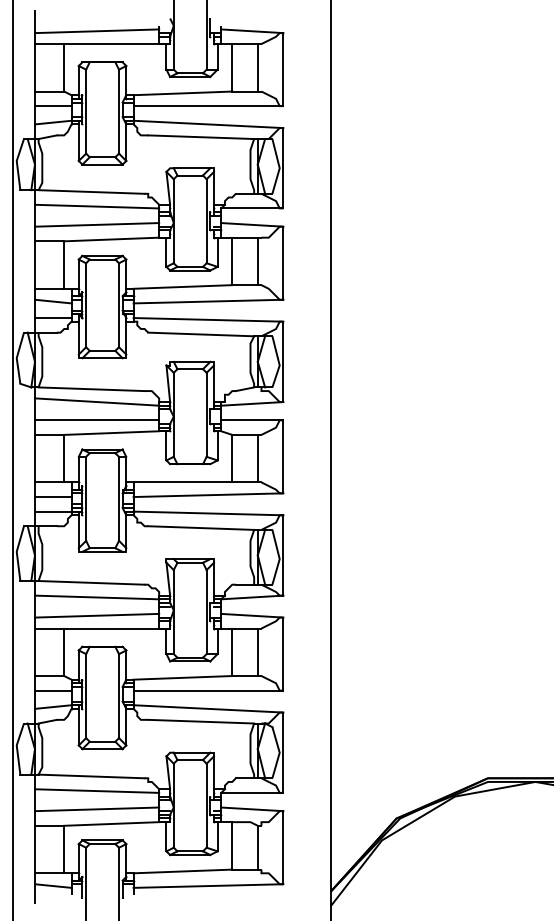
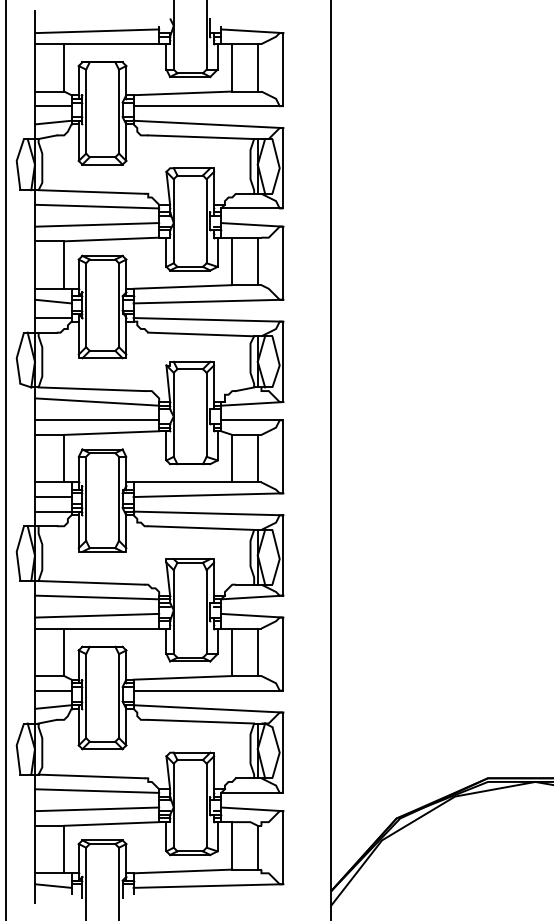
line position: (13, 459) -> (6, 459) (6, 459)
